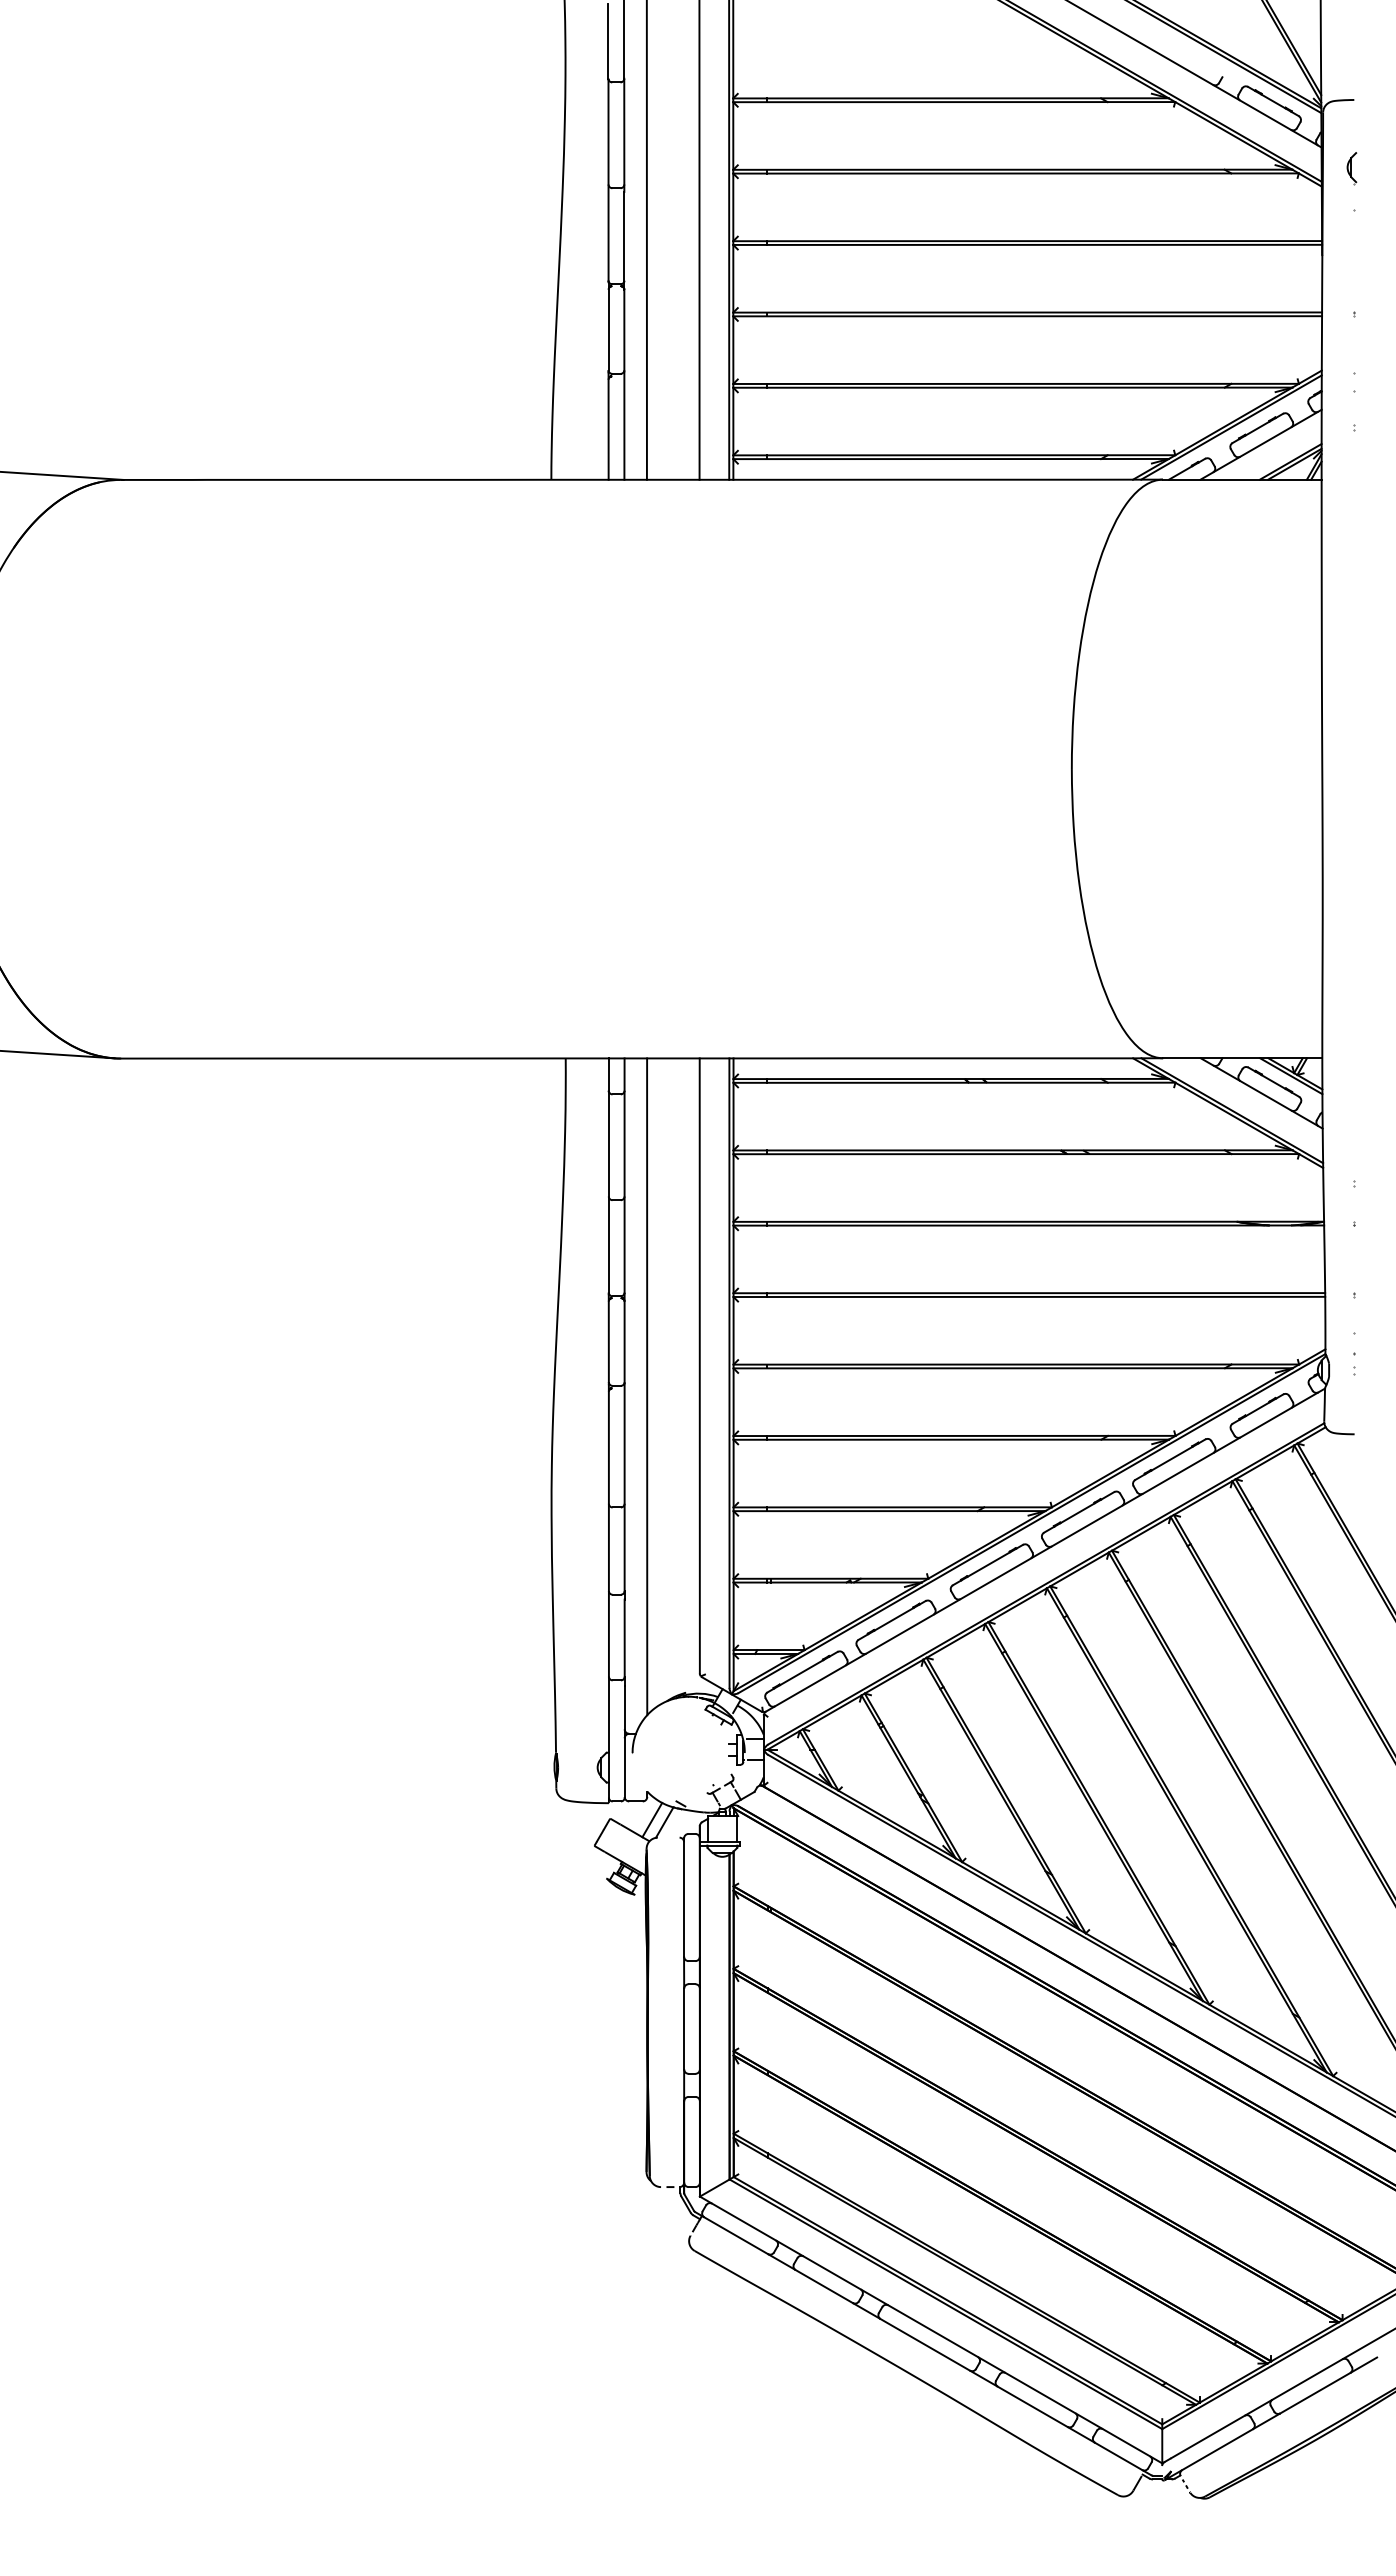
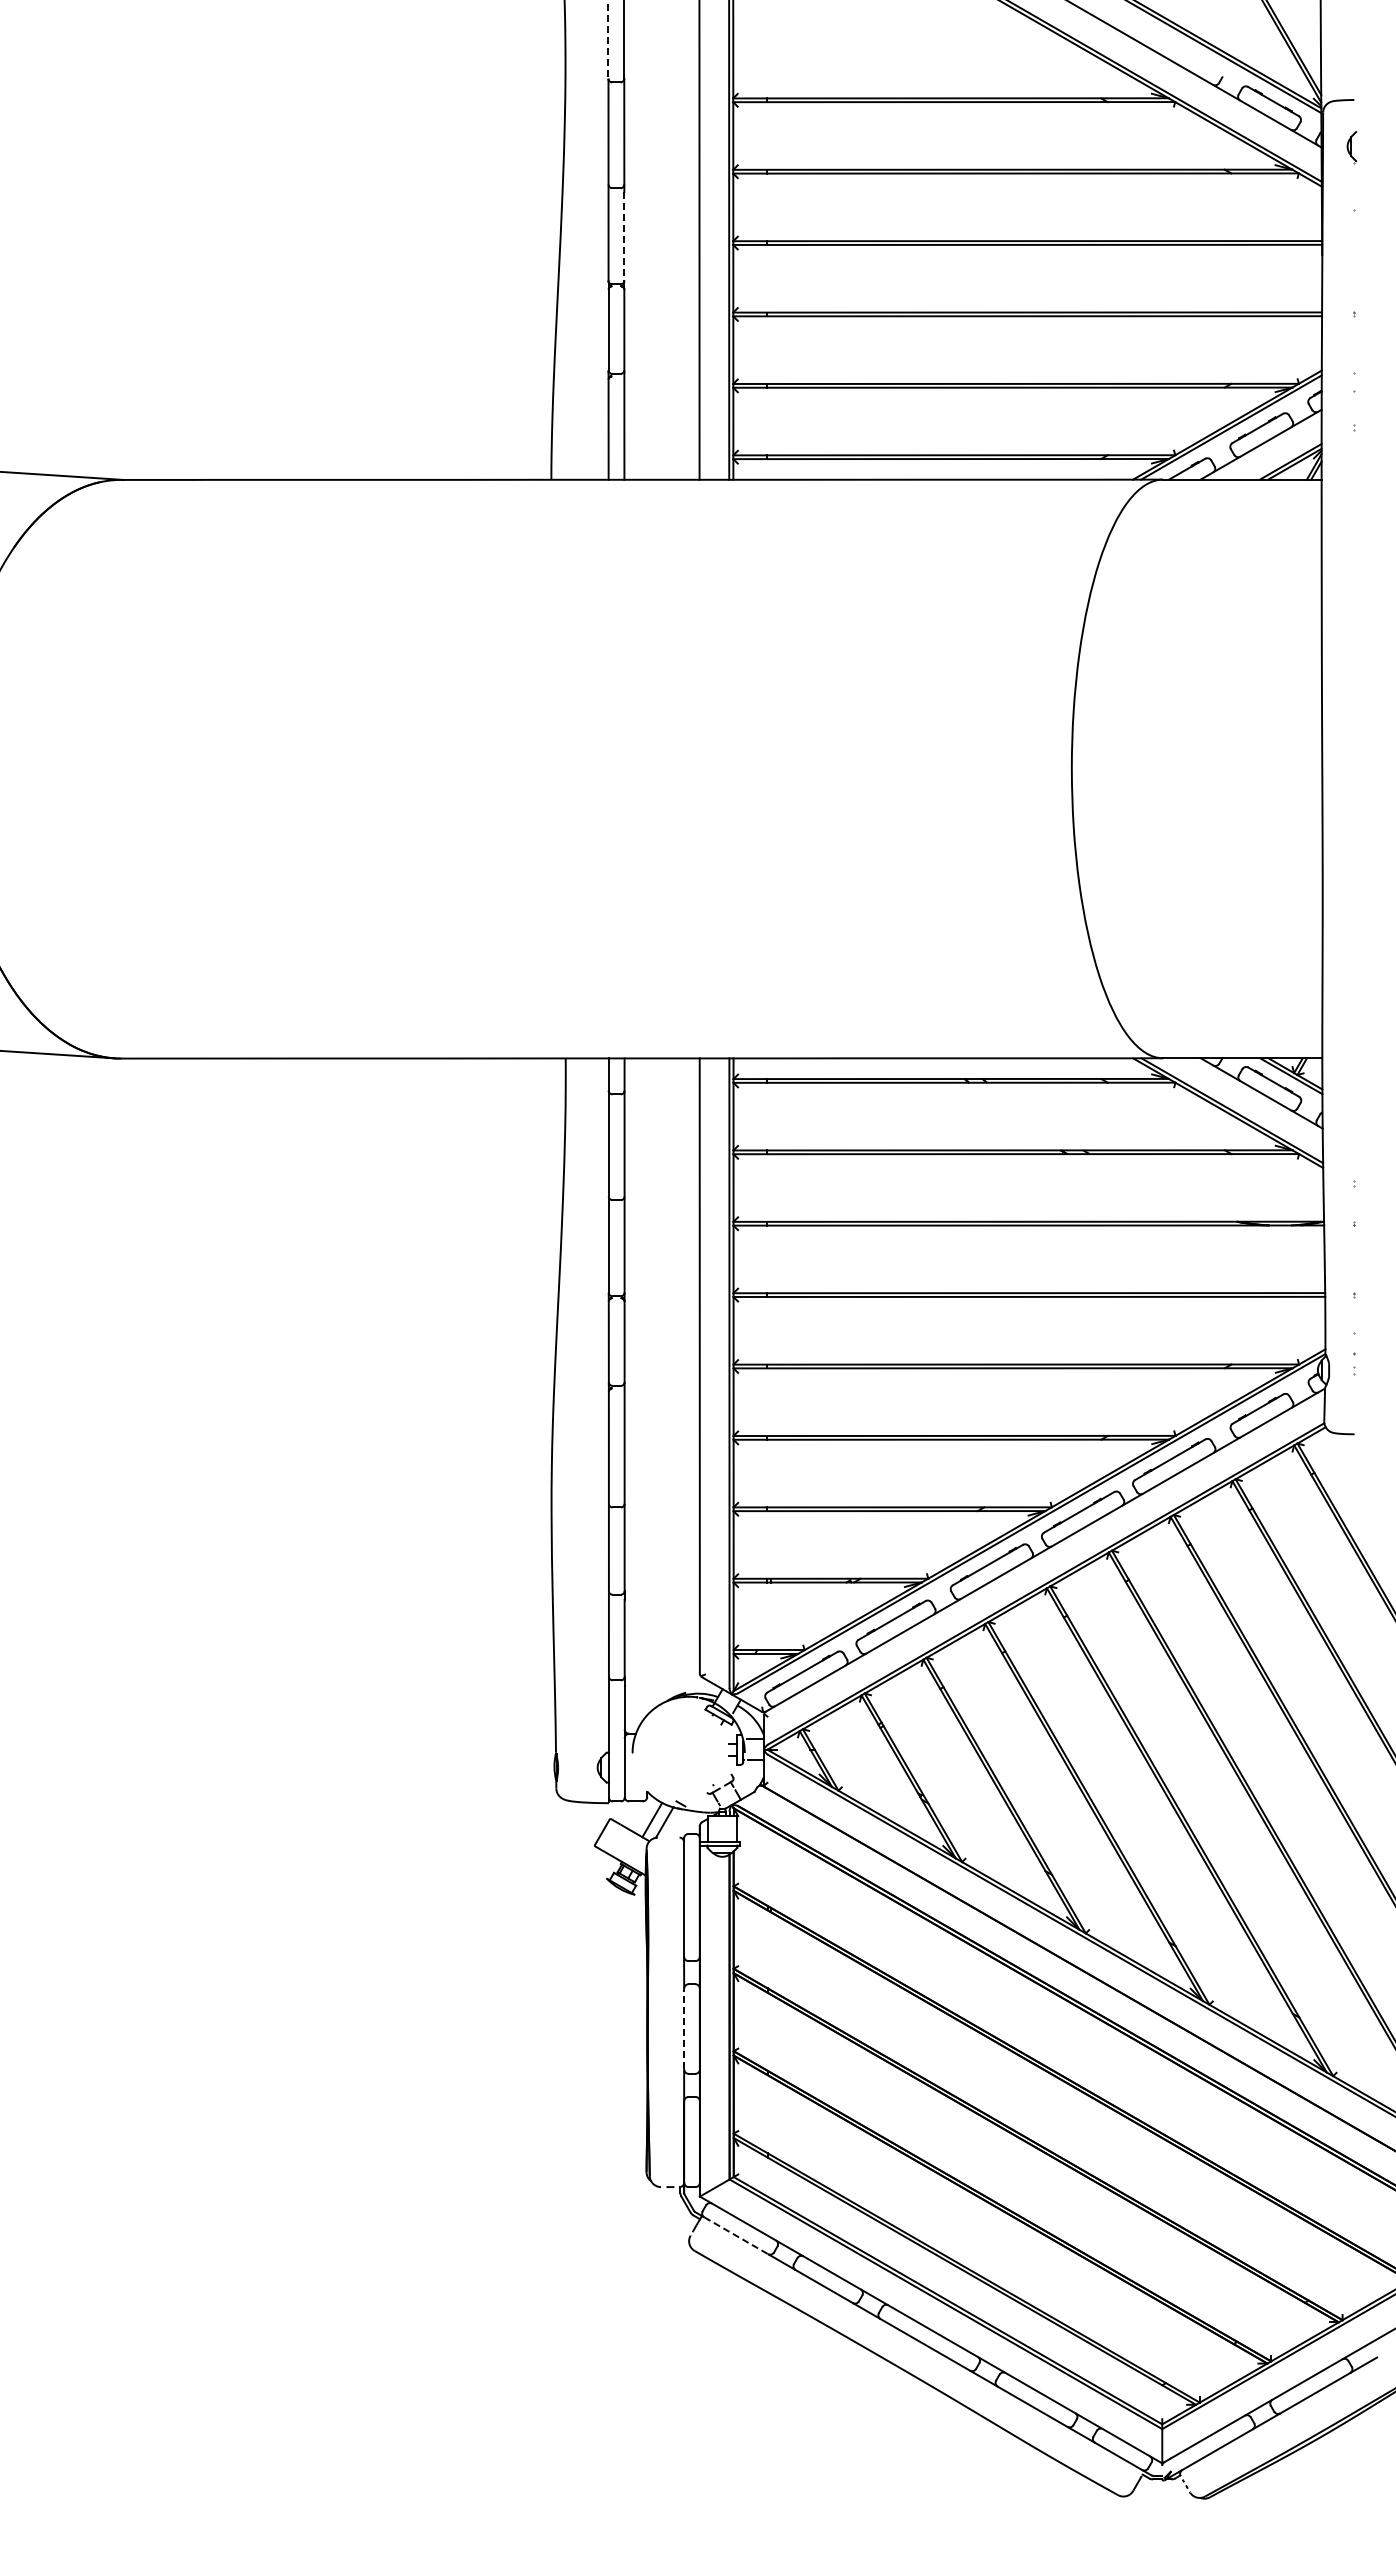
line: solid -> dashed (608, 41)
part position: (1351, 168) -> (1351, 147) (1351, 147)
line: solid -> dashed (624, 240)
line: present -> none (646, 240)
line: present -> none (647, 1386)
line: solid -> dashed (684, 2028)
line: solid -> dashed (736, 2235)
